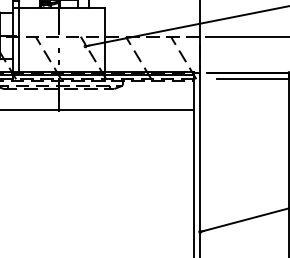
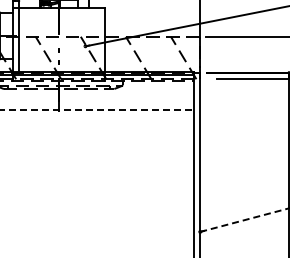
line: solid -> dashed (97, 110)
line: solid -> dashed (245, 219)
